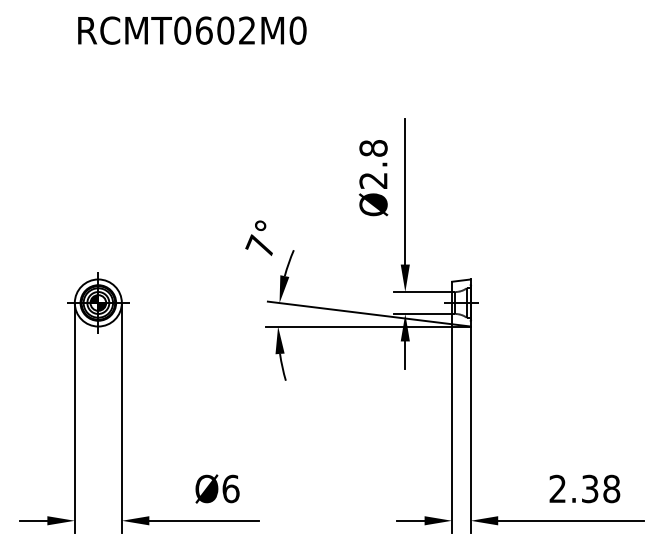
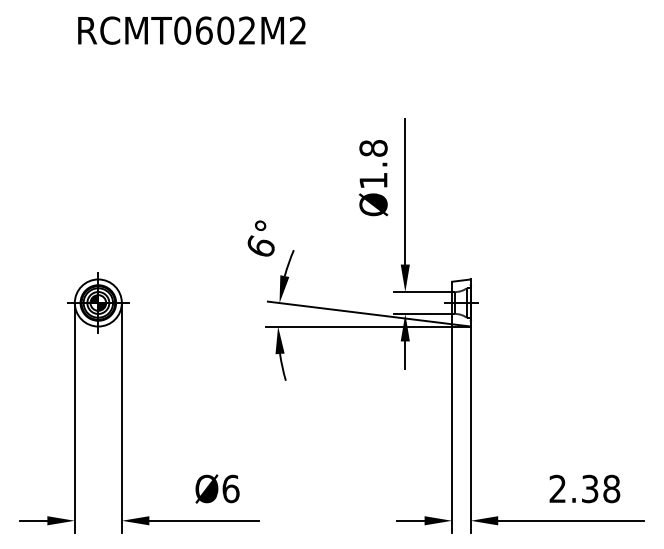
text: RCMT0602M0 -> RCMT0602M2 (297, 30)
text: Ø2.8 -> Ø1.8 (373, 180)
text: 7° -> 6° (259, 245)
